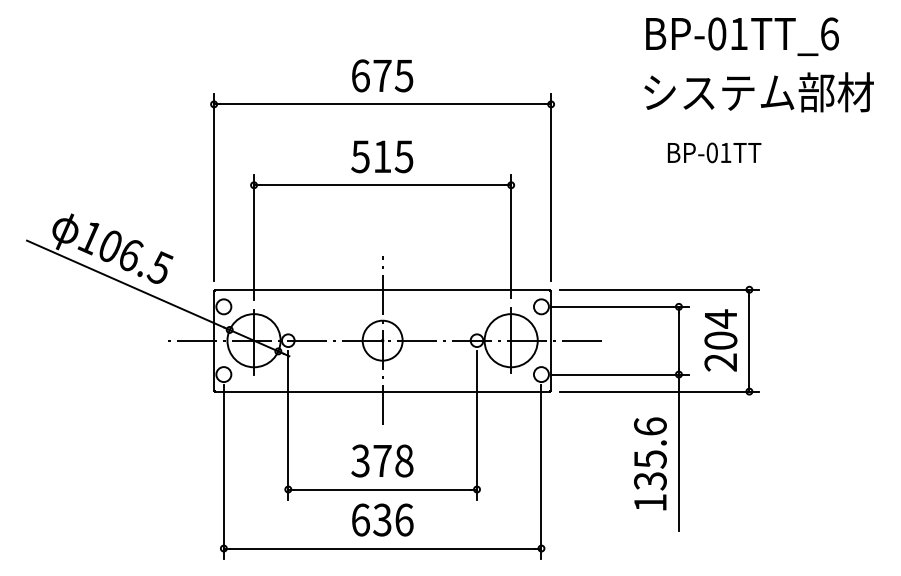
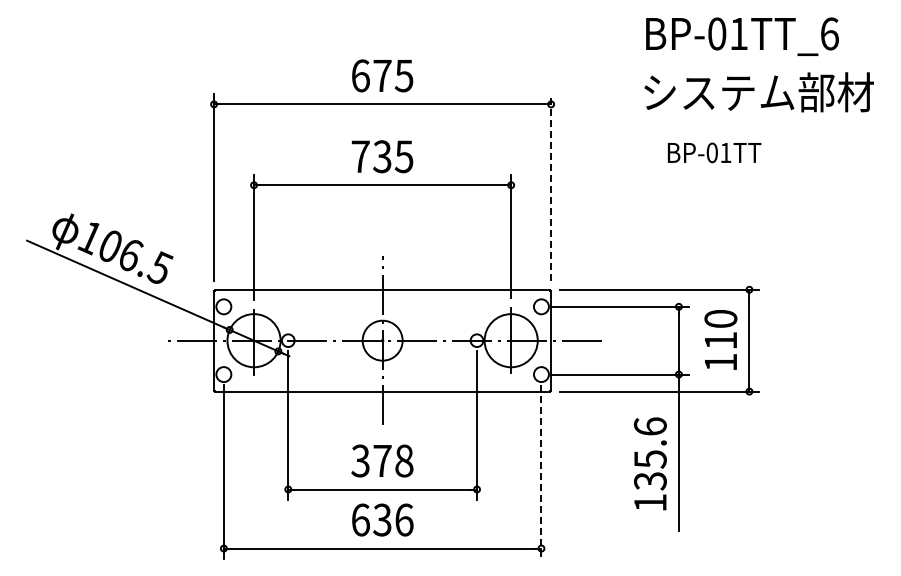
text: 515 -> 735 (371, 156)
line: solid -> dashed (551, 187)
text: 204 -> 110 (720, 340)
line: solid -> dashed (541, 471)
